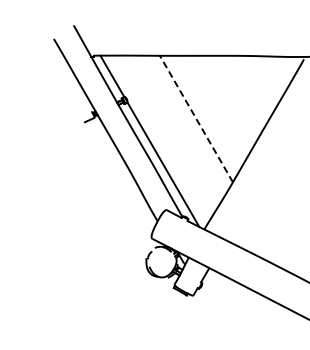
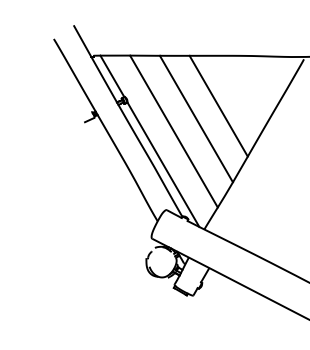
line: none -> present (218, 105)
line: dashed -> solid (196, 118)
line: none -> present (173, 131)
